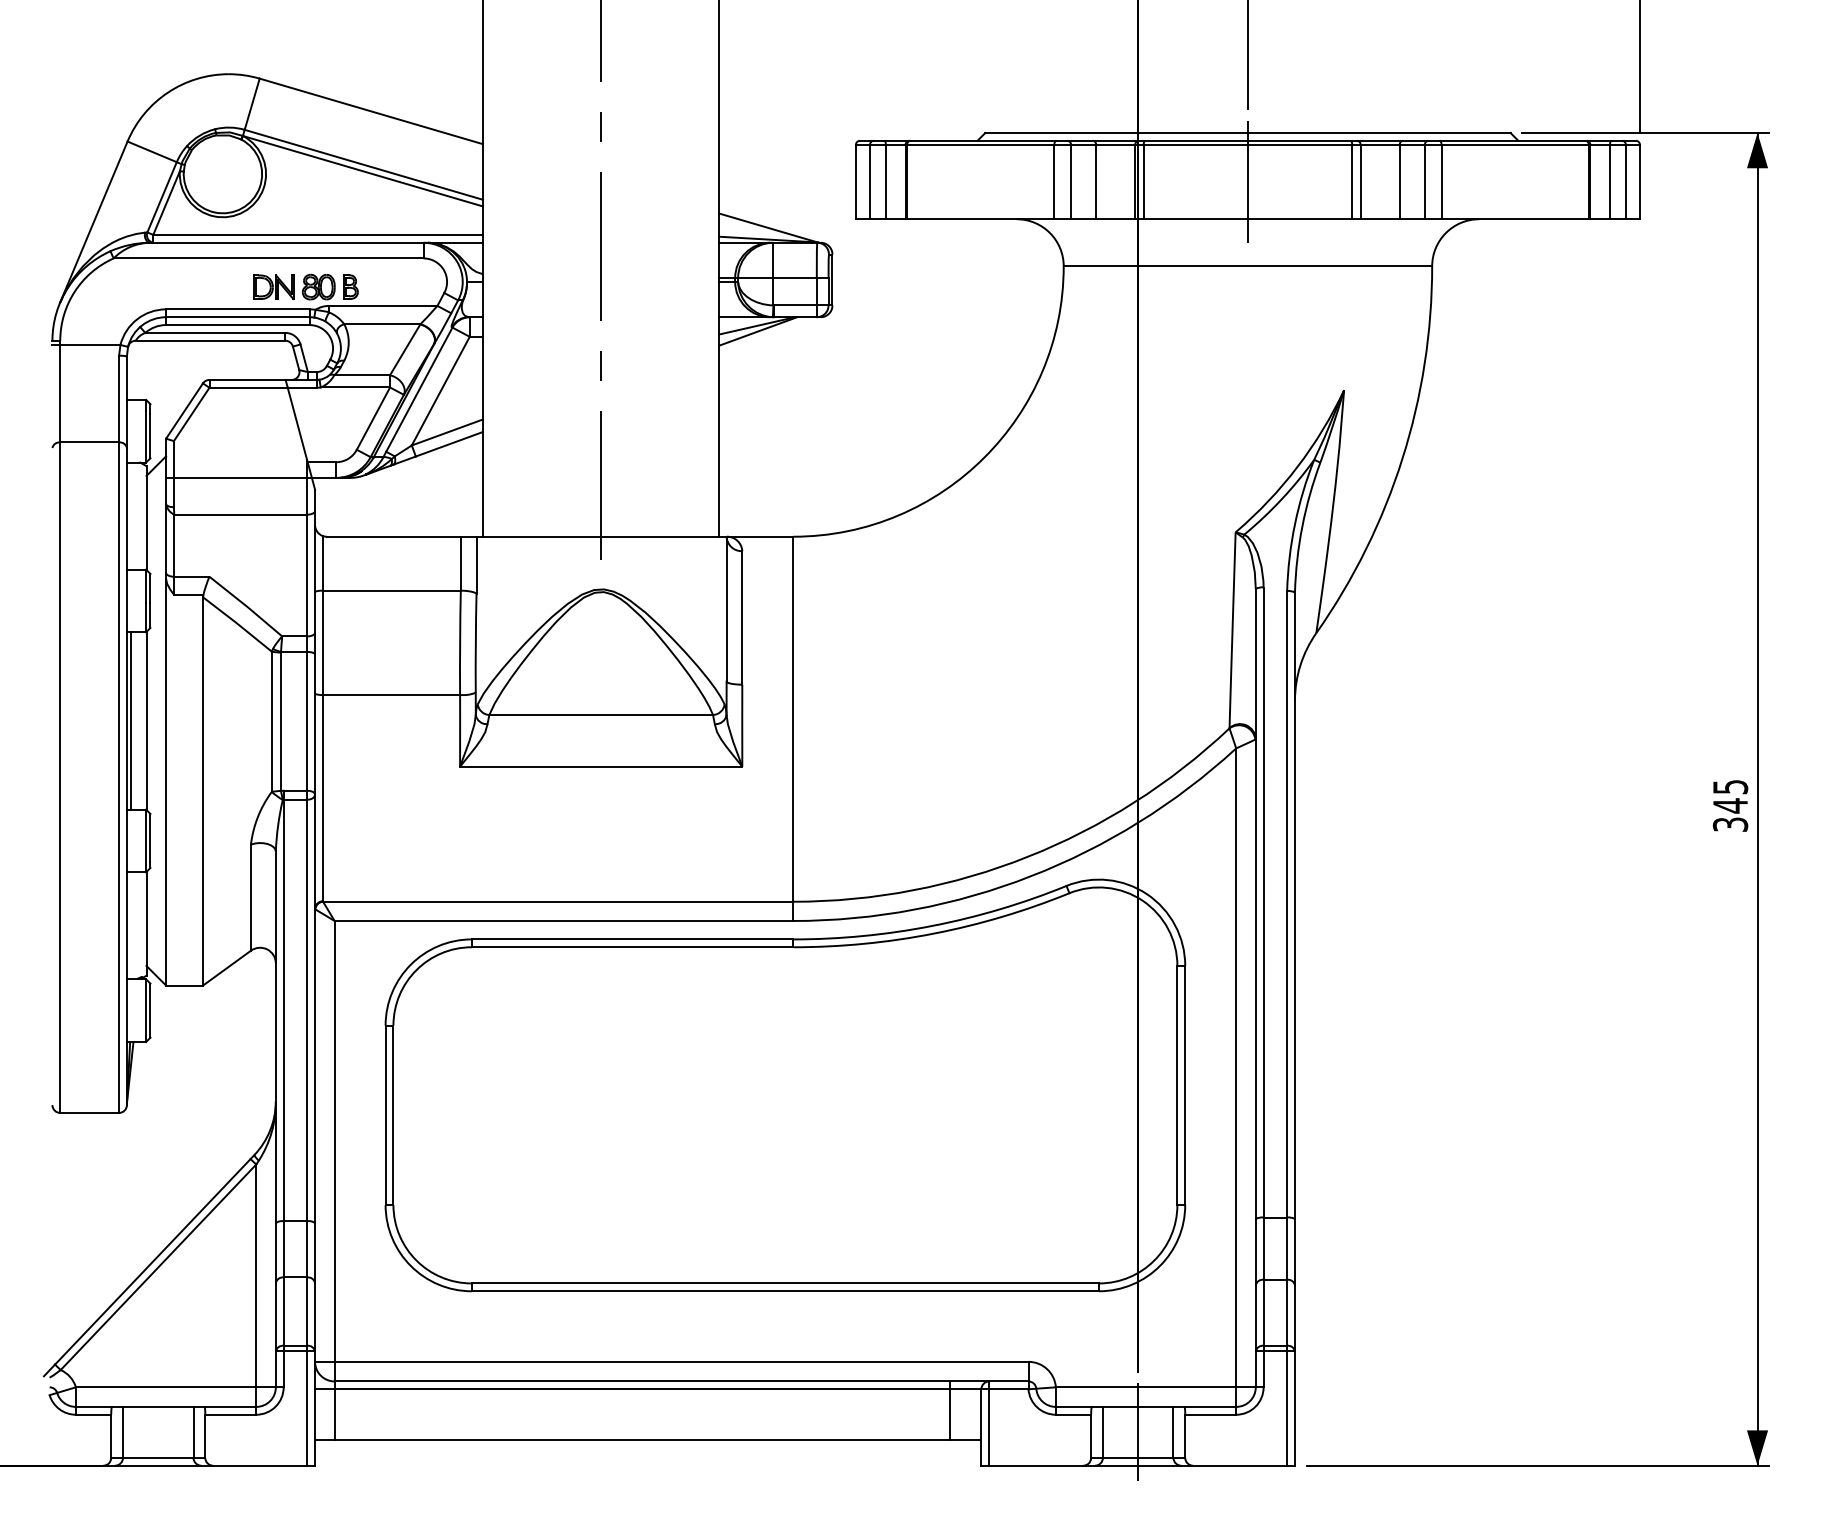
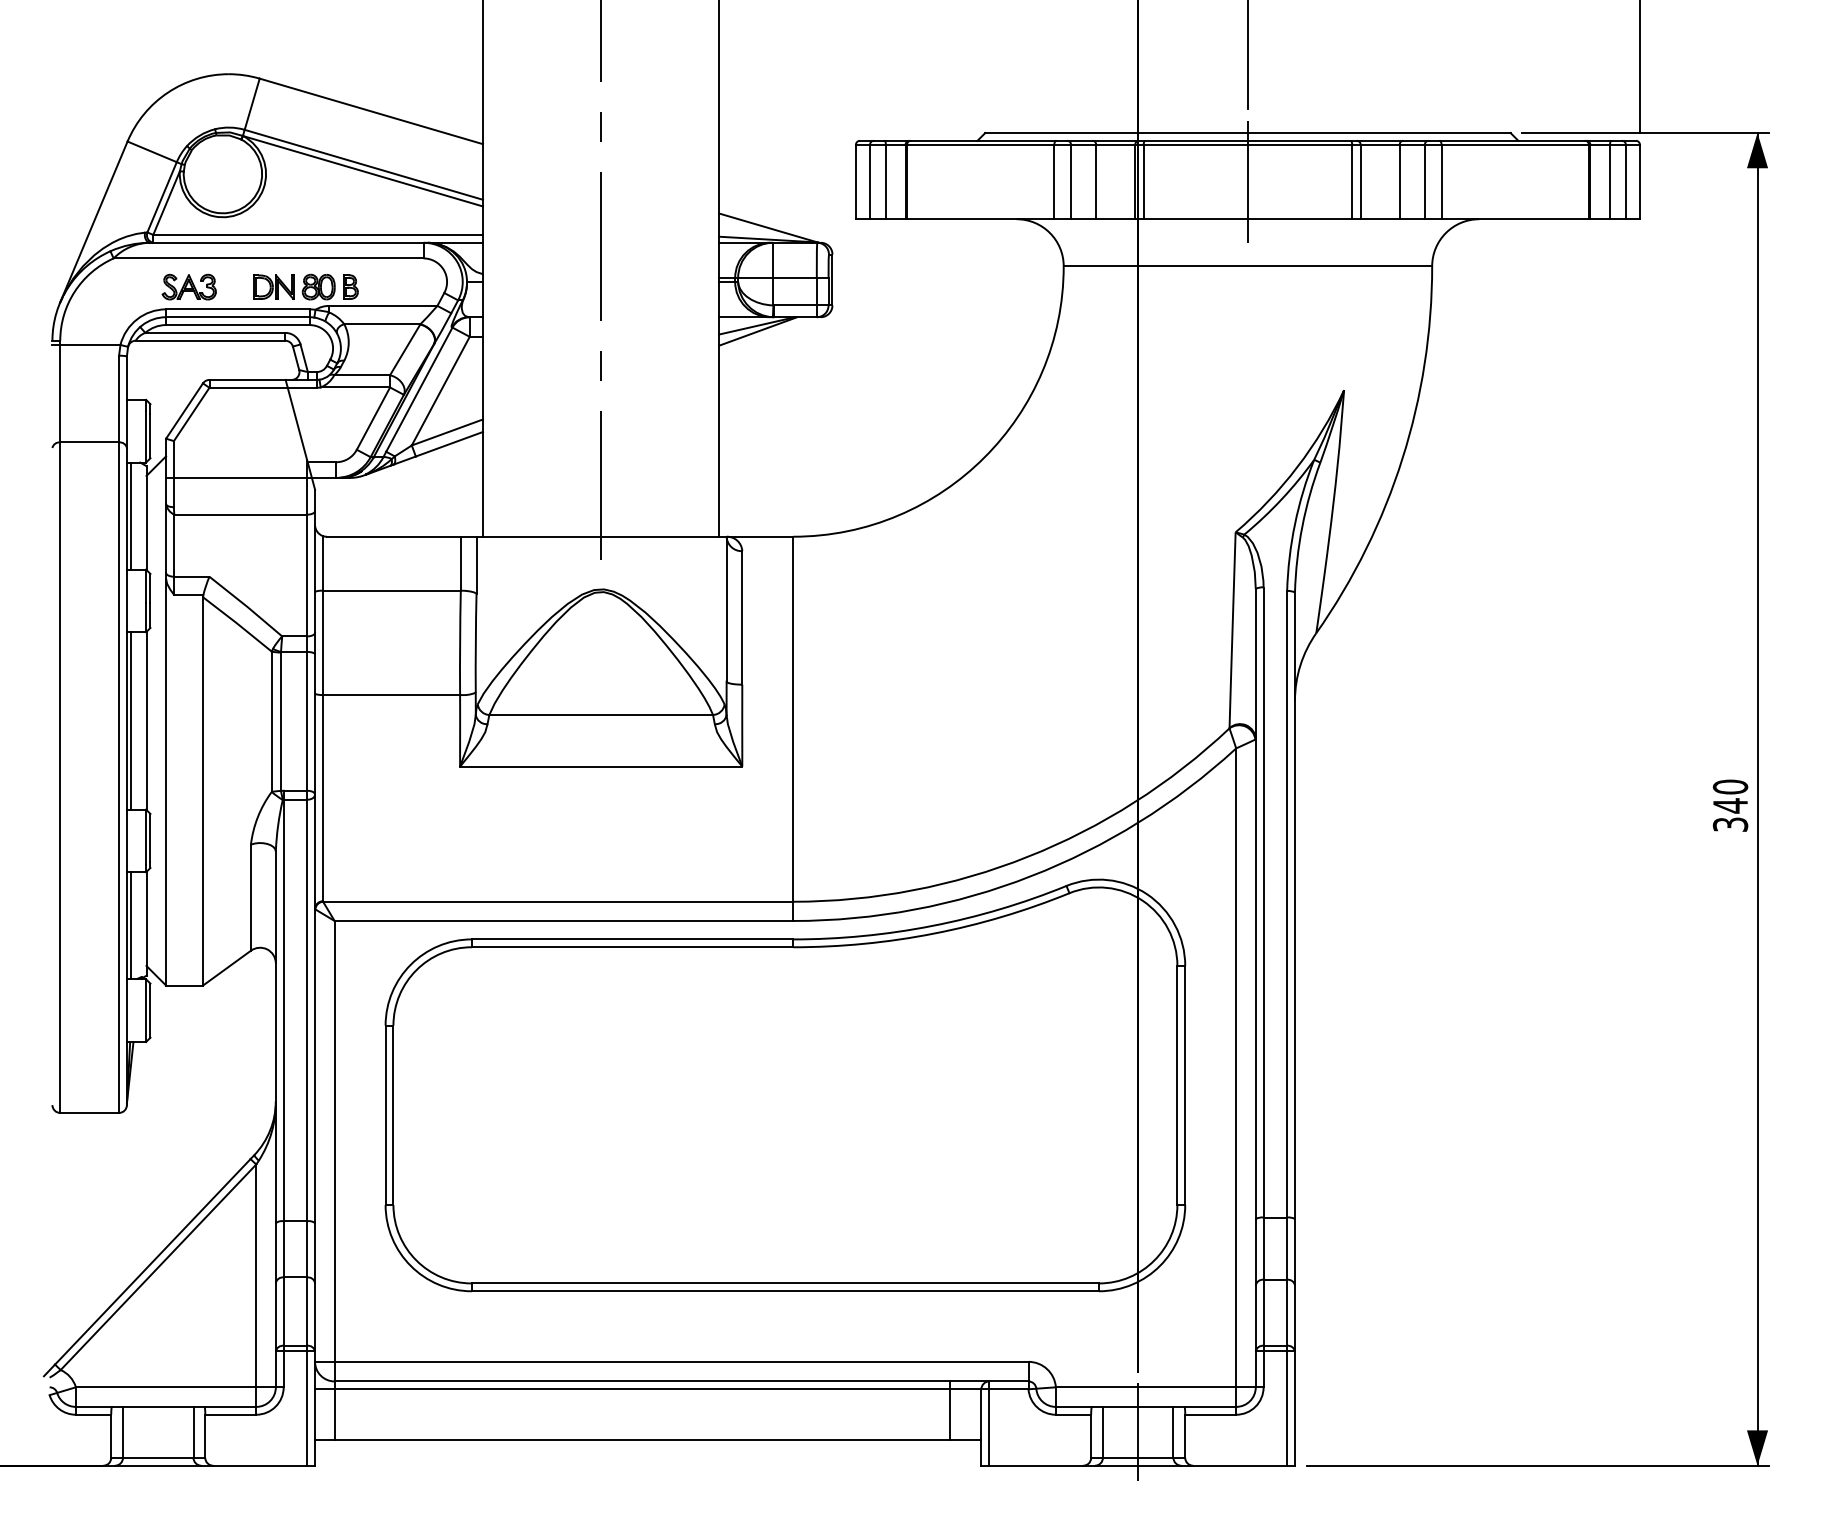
part: none -> present (188, 286)
line: none -> present (130, 515)
text: 345 -> 340 (1730, 786)
line: none -> present (130, 925)
